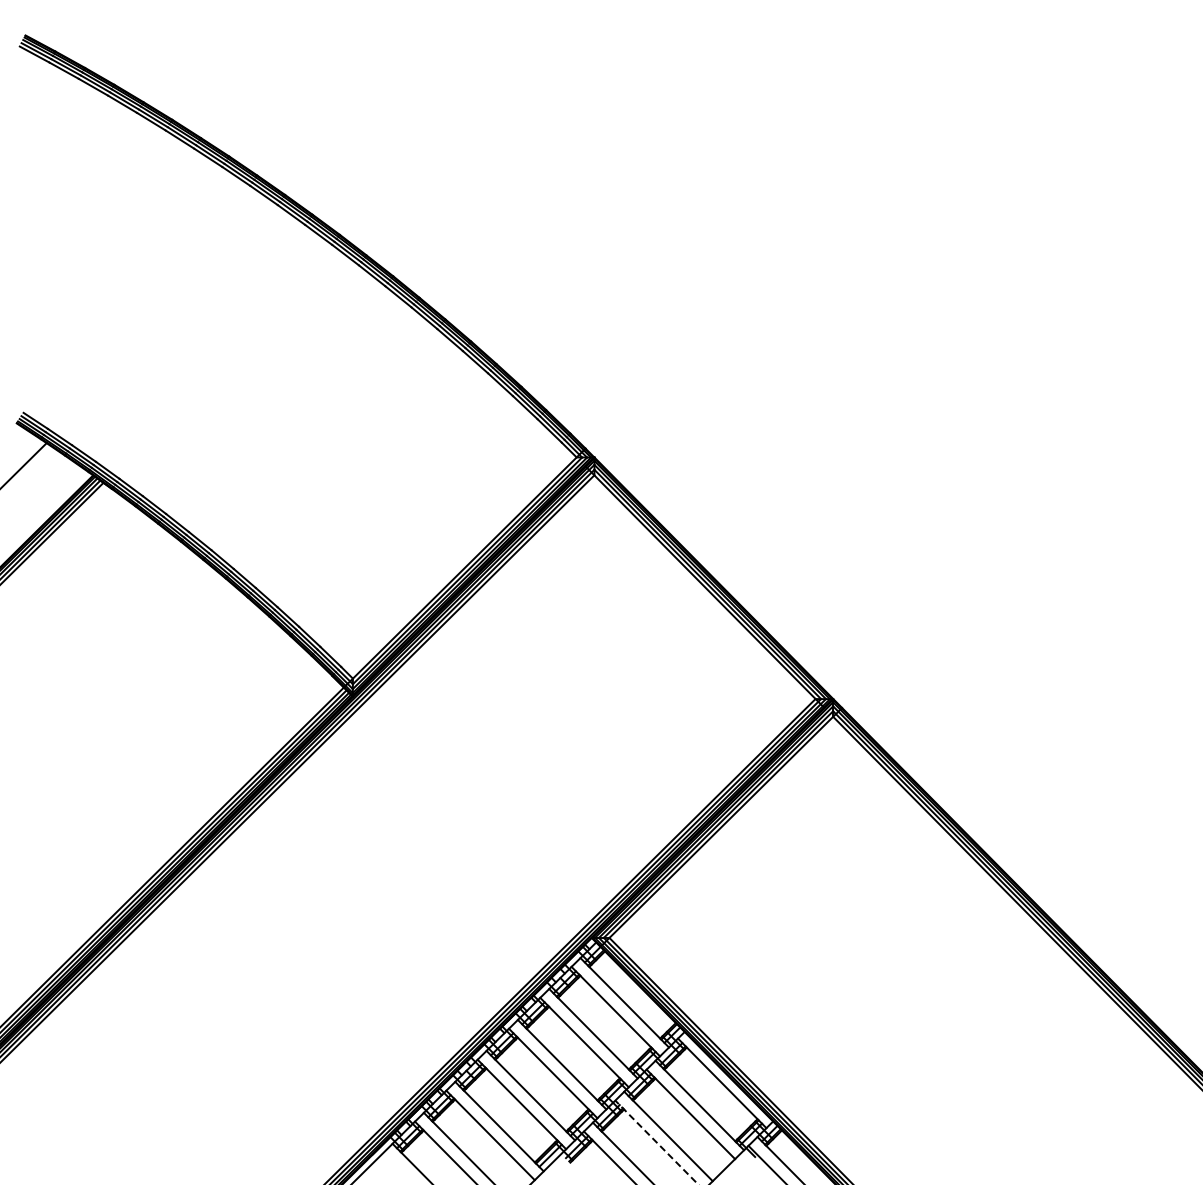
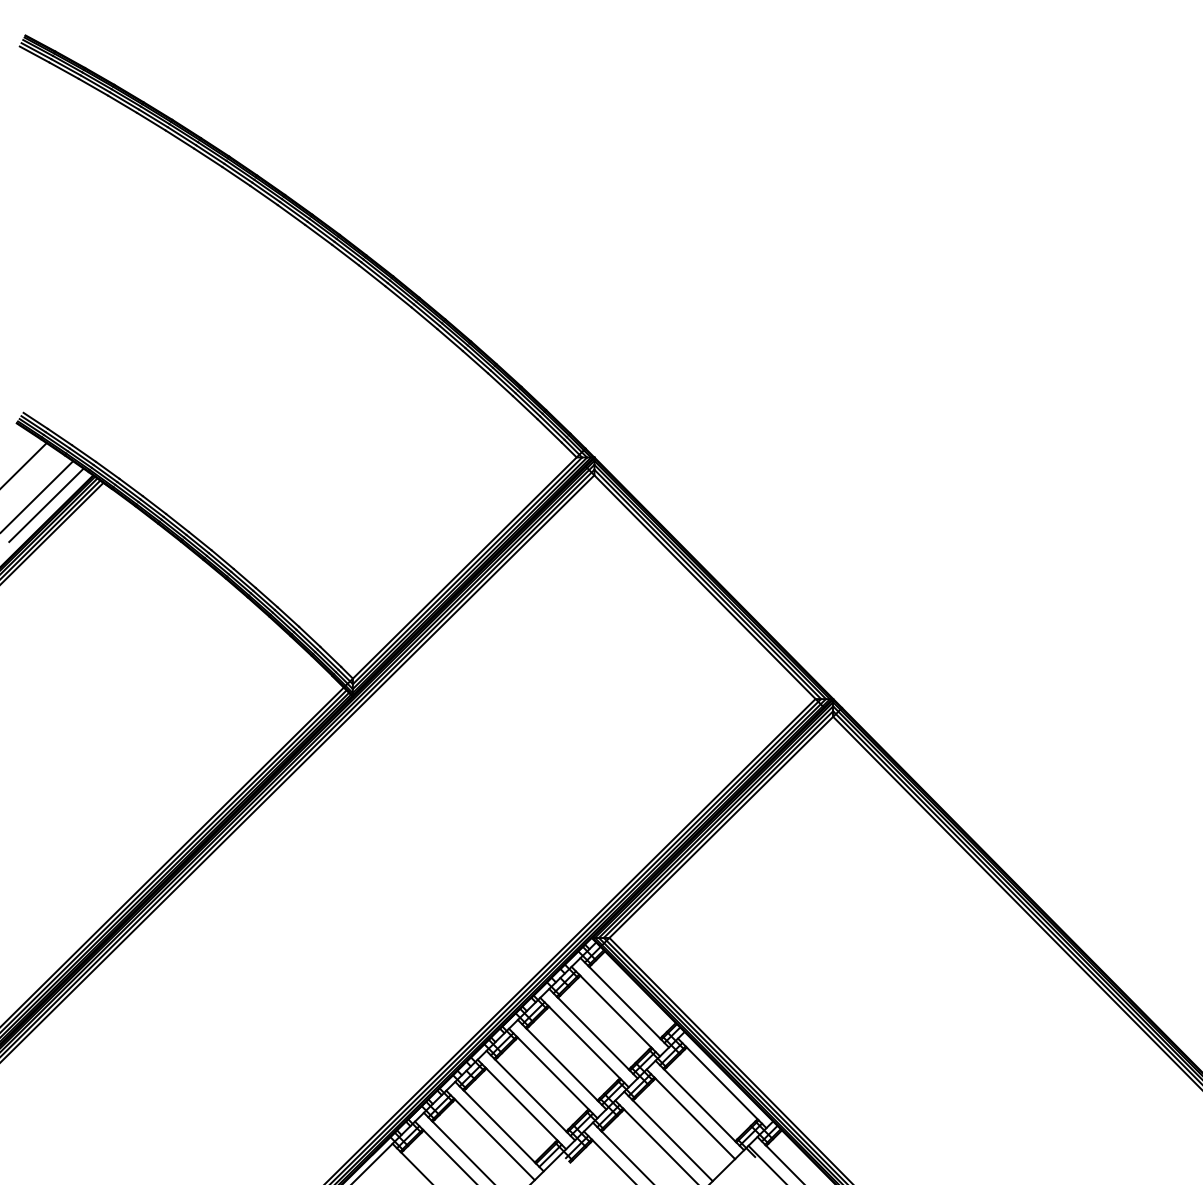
line: none -> present (37, 495)
line: none -> present (46, 505)
line: dashed -> solid (656, 1142)
